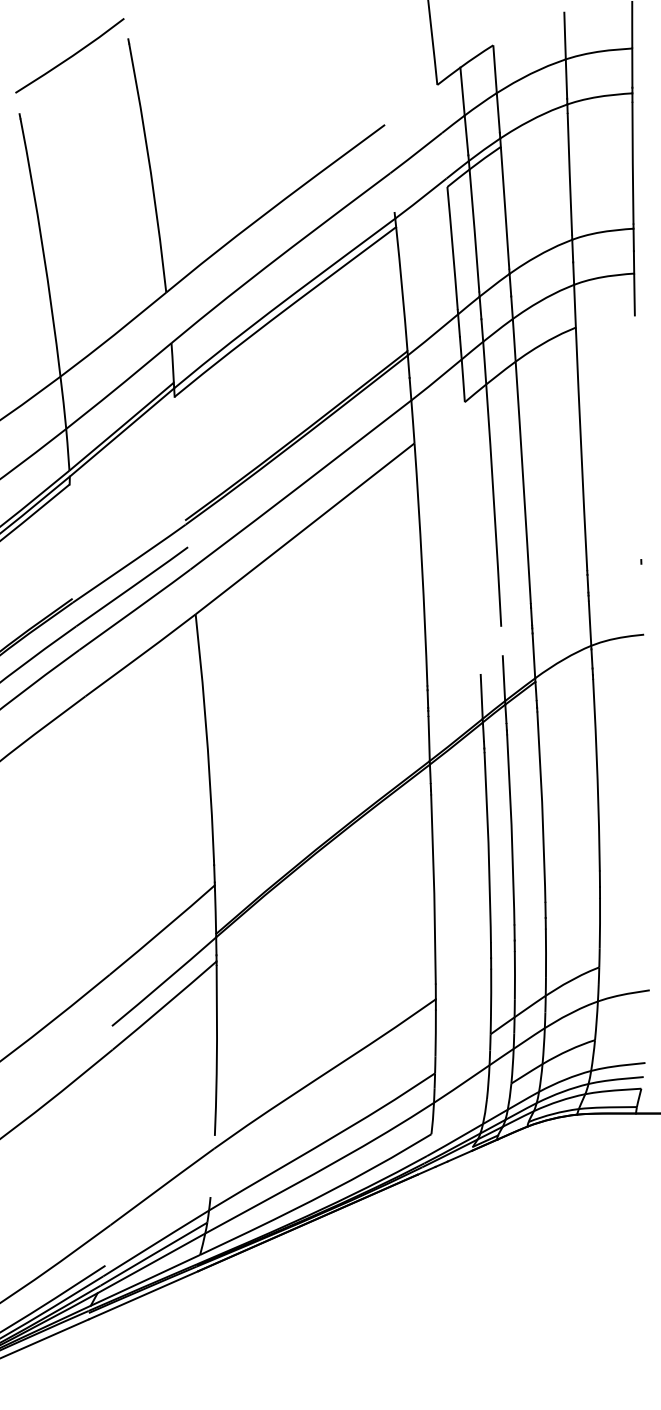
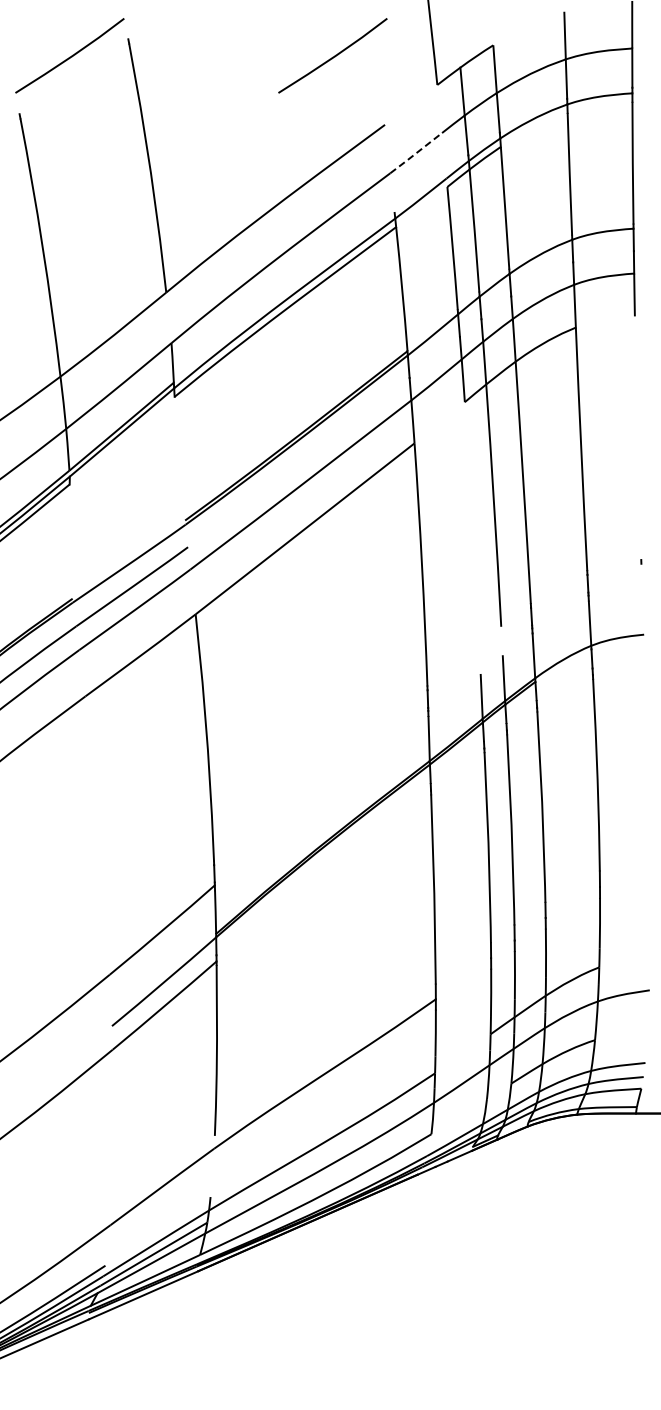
line: none -> present (332, 56)
line: solid -> dashed (415, 153)
